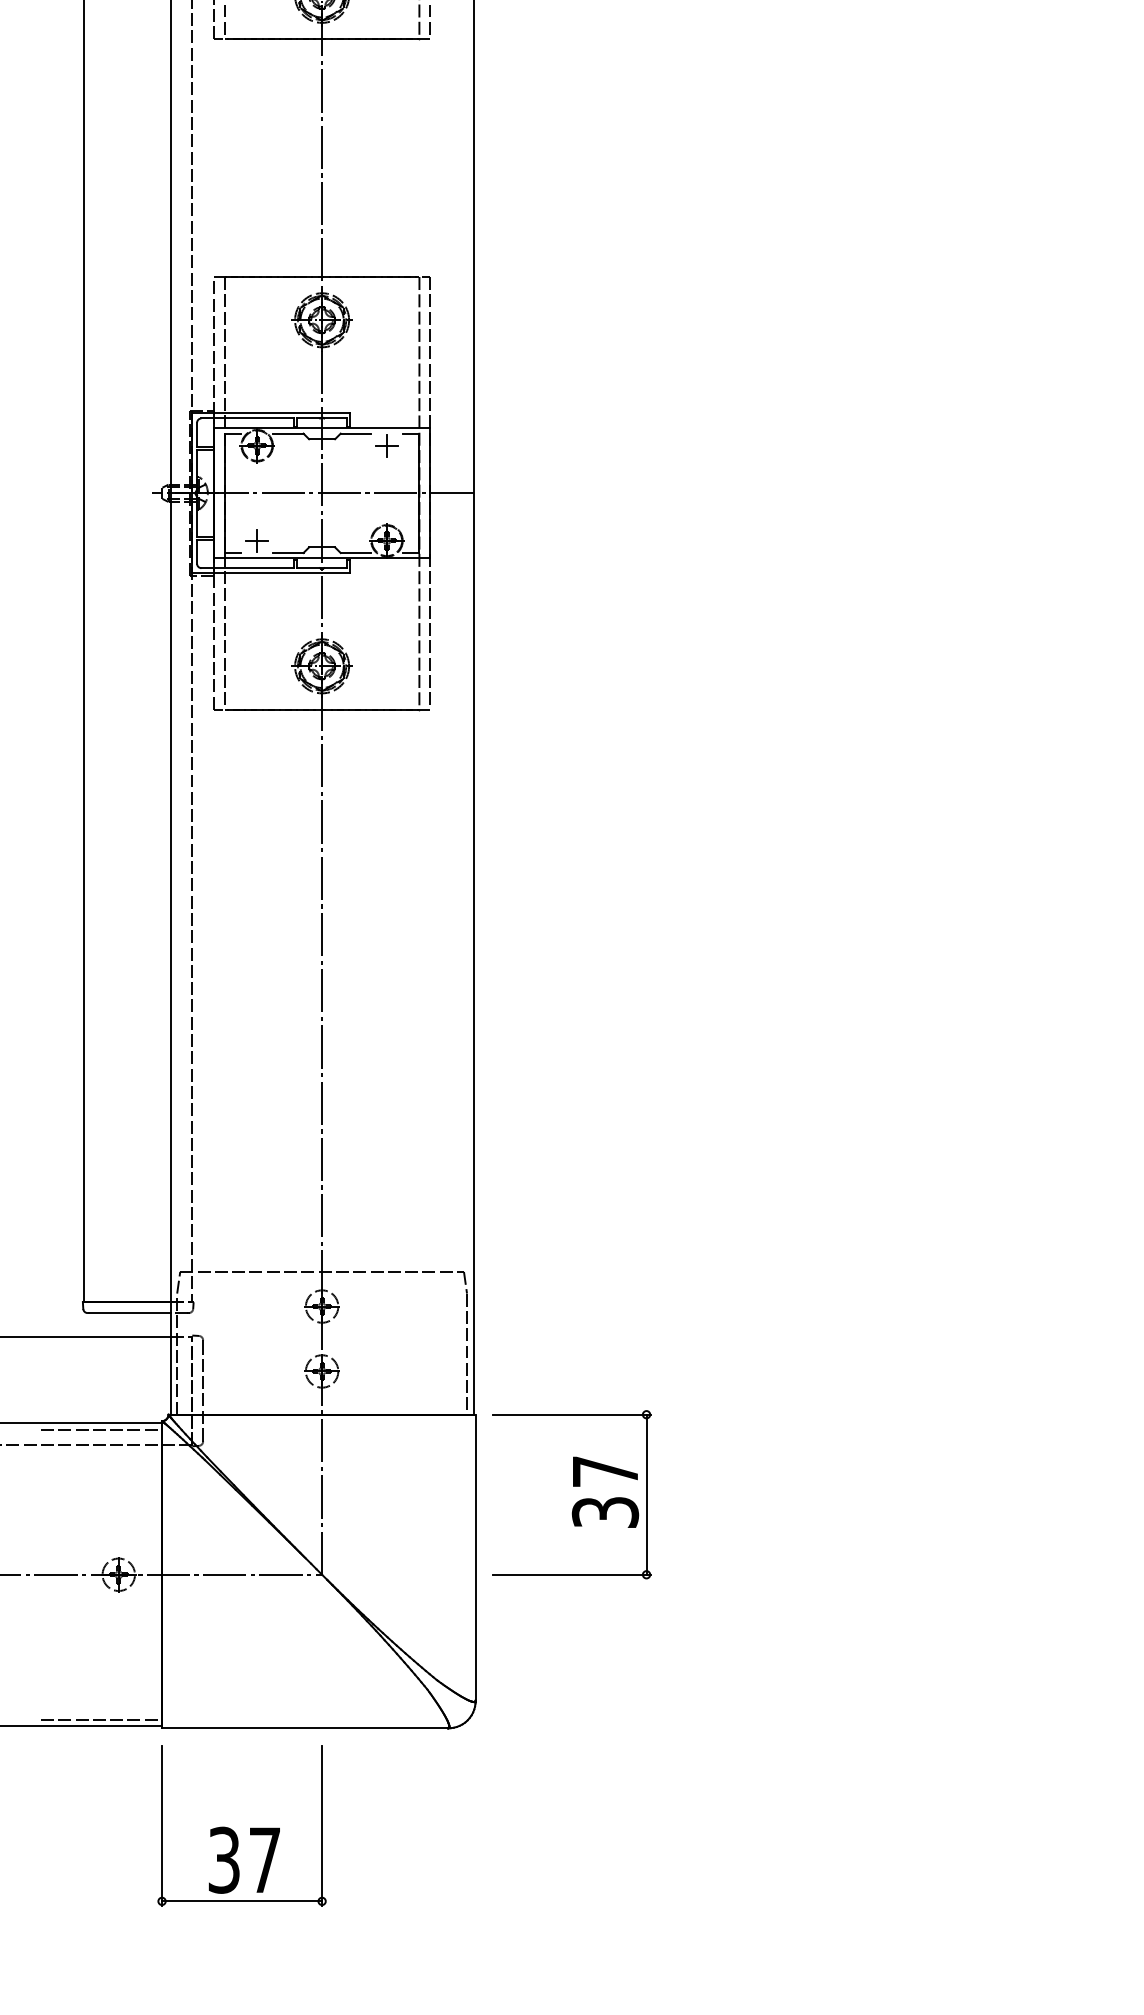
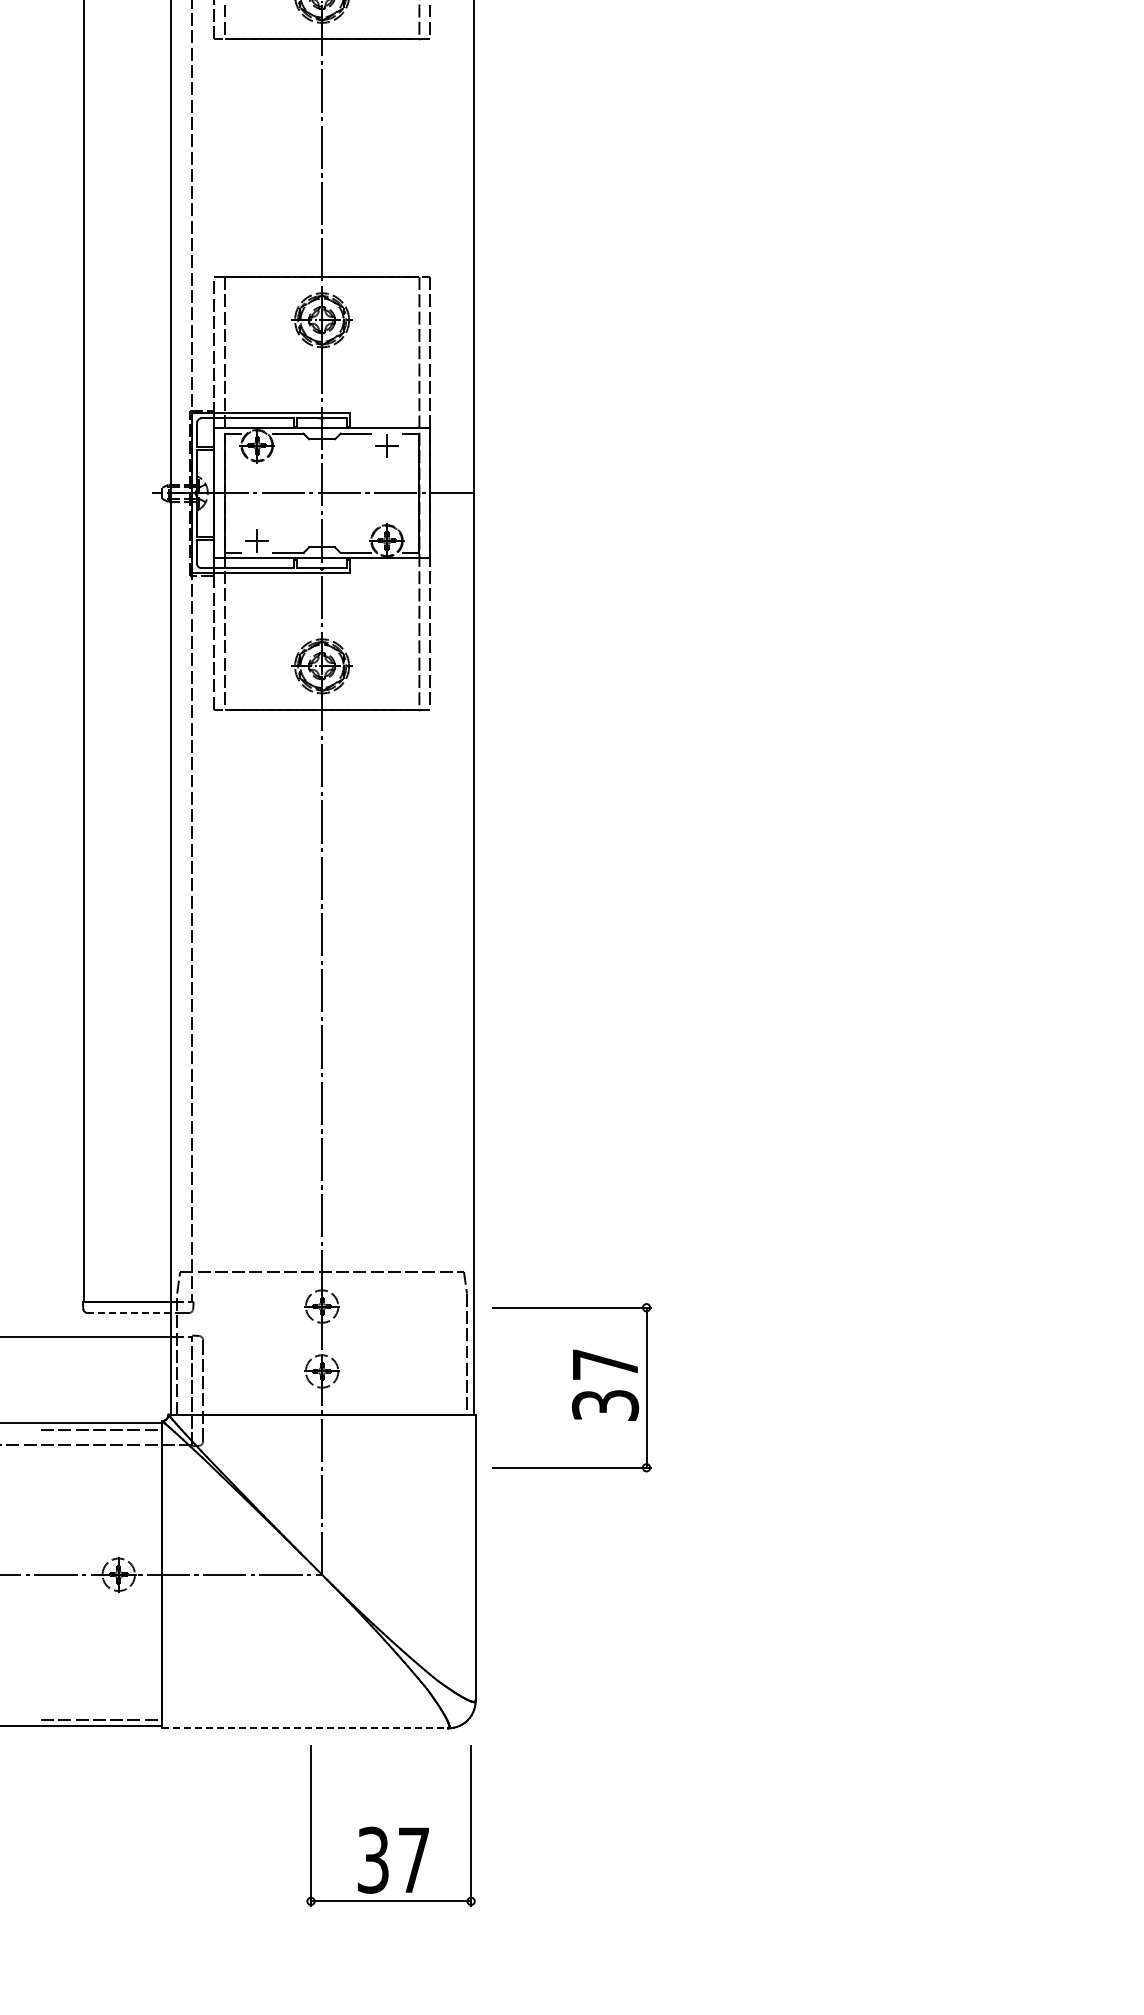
line: solid -> dashed (129, 1313)
part position: (573, 1486) -> (573, 1379) (573, 1379)
line: solid -> dashed (305, 1728)
part position: (250, 1827) -> (399, 1827) (399, 1827)
